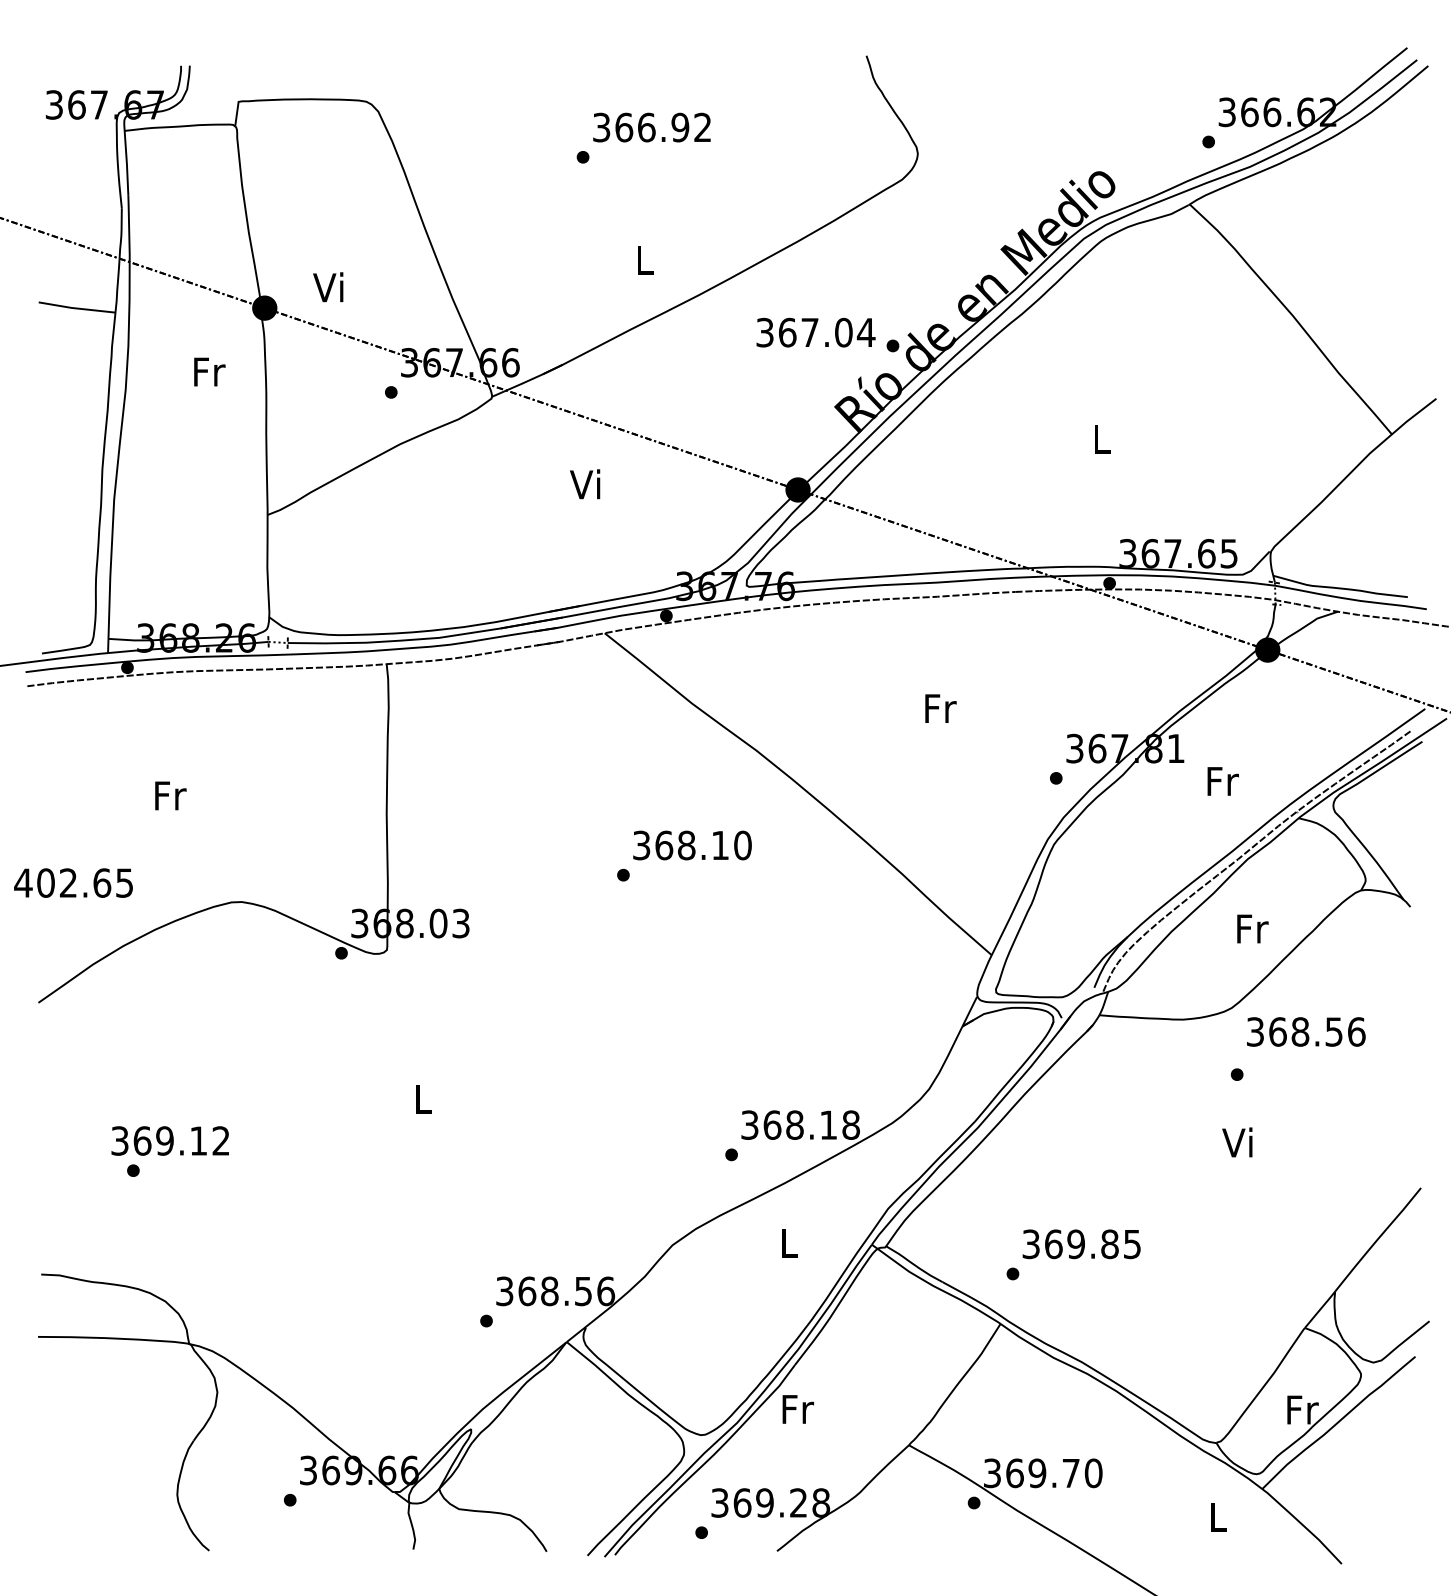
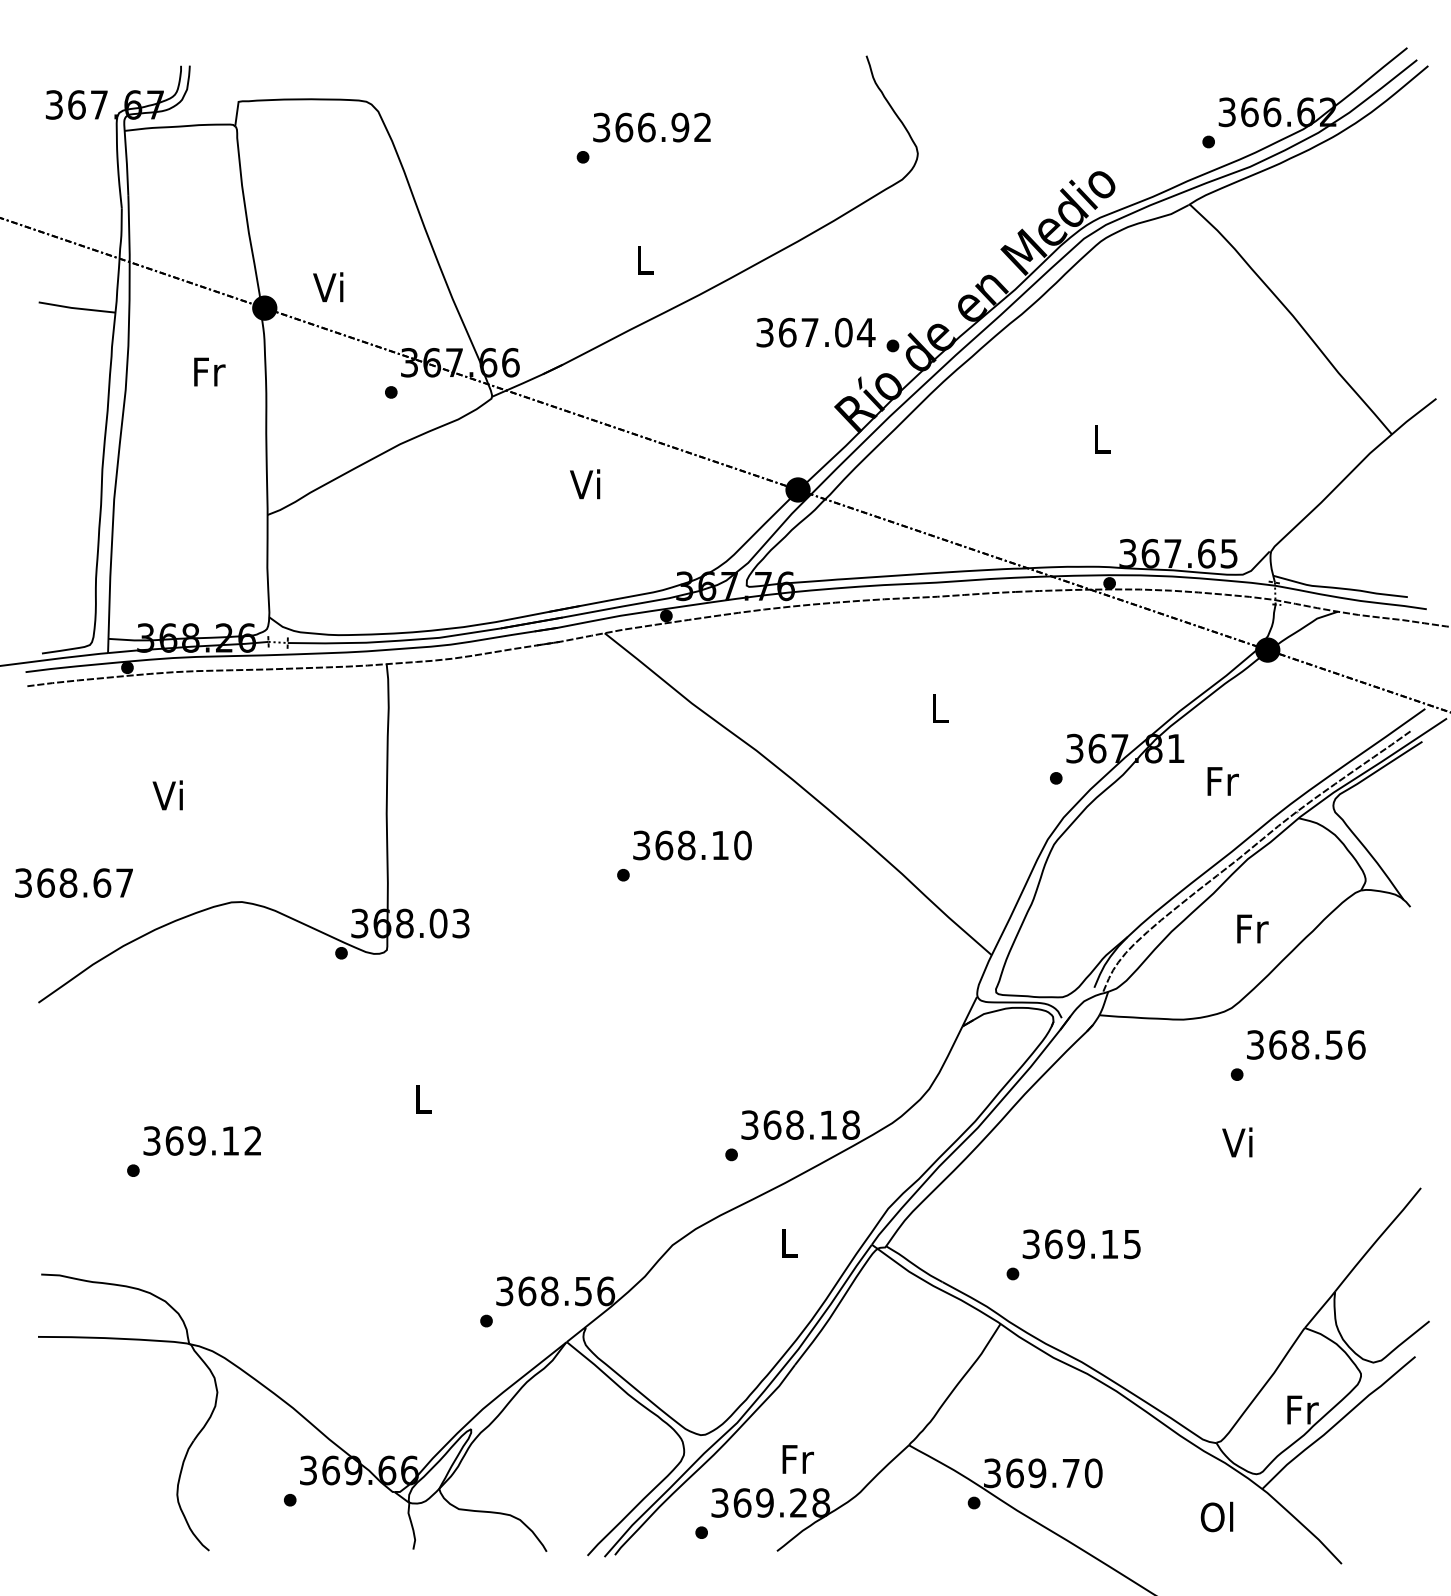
text: Fr -> L (940, 708)
text: Fr -> Vi (169, 795)
text: 402.65 -> 368.67 (73, 882)
text position: (1306, 1031) -> (1306, 1044) (1306, 1044)
text position: (169, 1140) -> (201, 1140) (201, 1140)
text: 369.85 -> 369.15 (1109, 1244)
text position: (797, 1409) -> (797, 1459) (797, 1459)
text: L -> Ol (1216, 1516)
